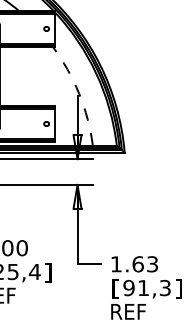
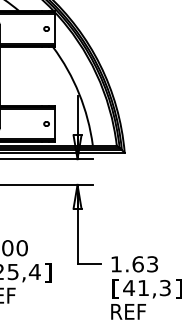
arc: dashed -> solid (79, 93)
text: 91,3 -> 41,3 (129, 288)
